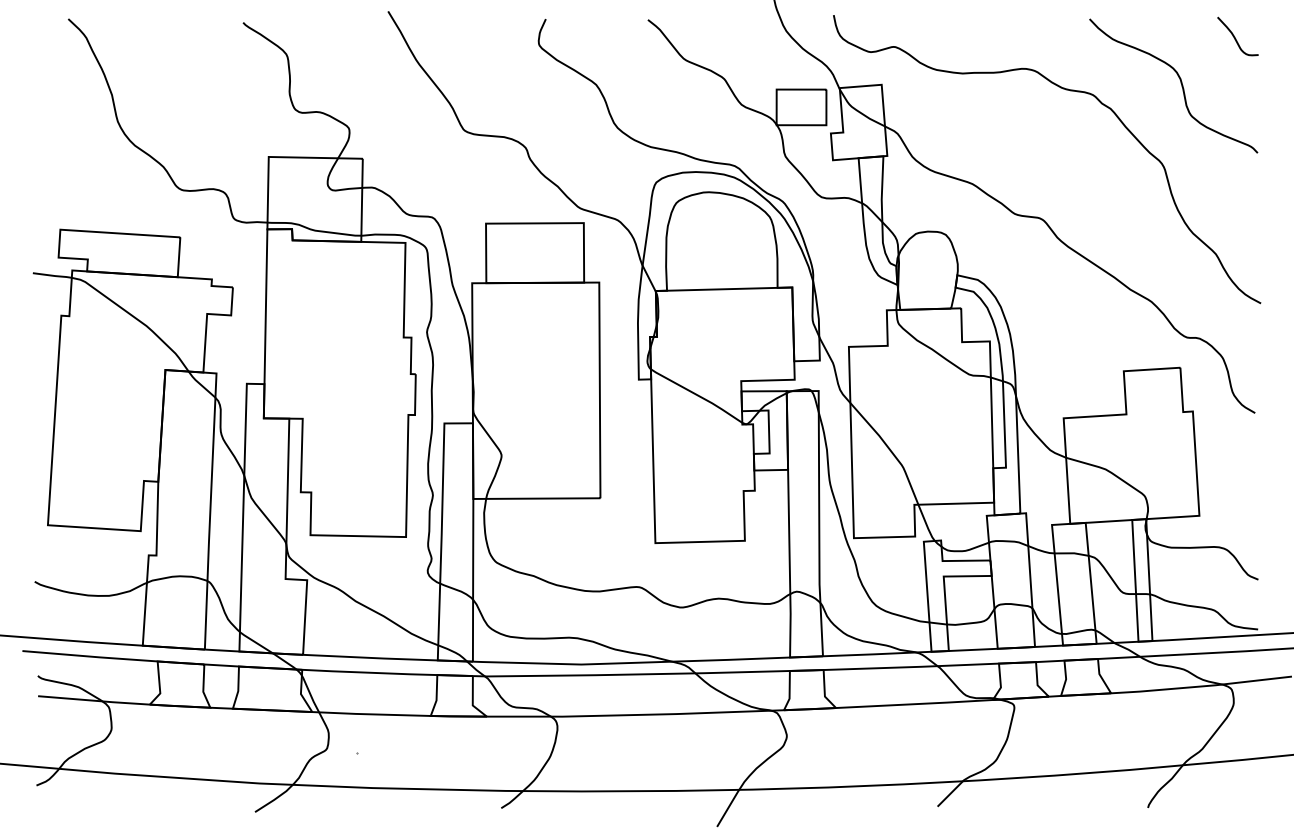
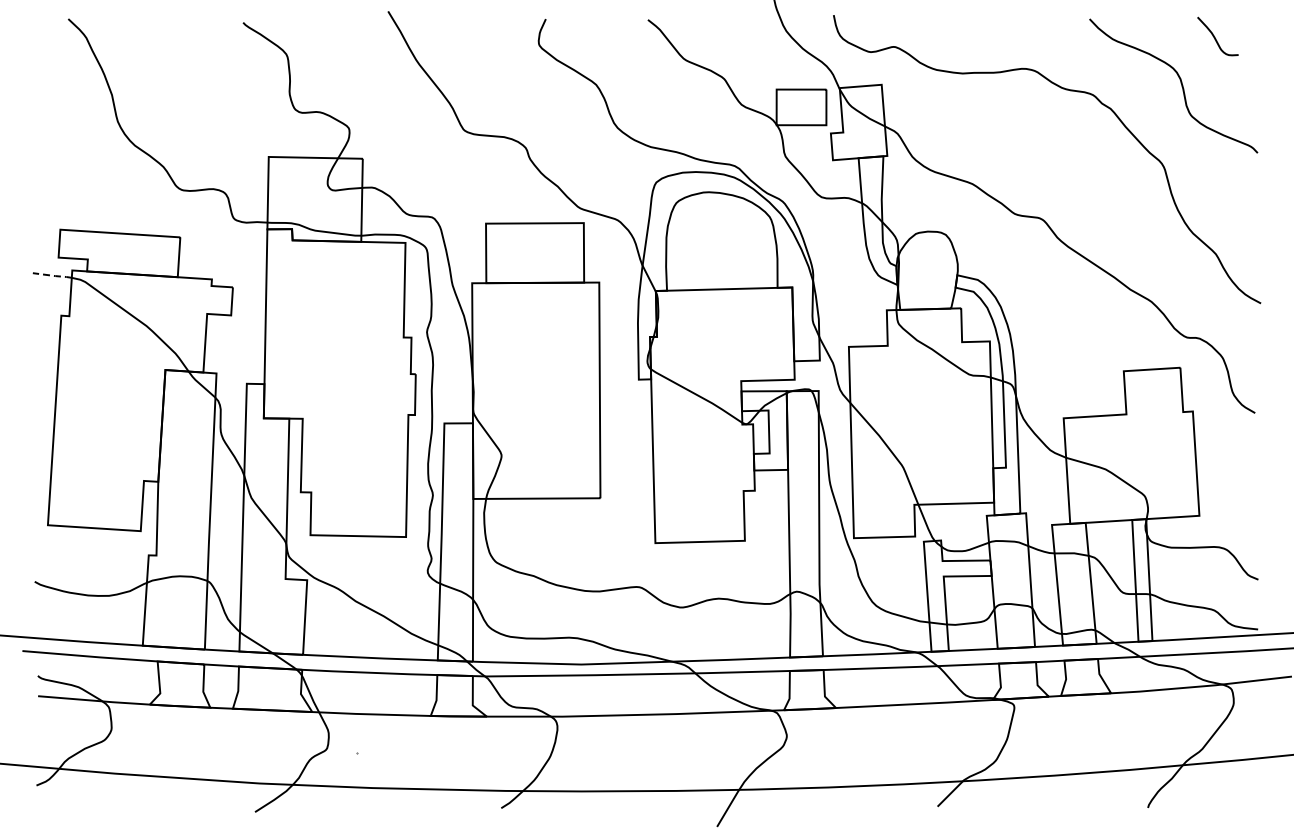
curve position: (1235, 37) -> (1215, 37) (1215, 37)
line: solid -> dashed (53, 275)
